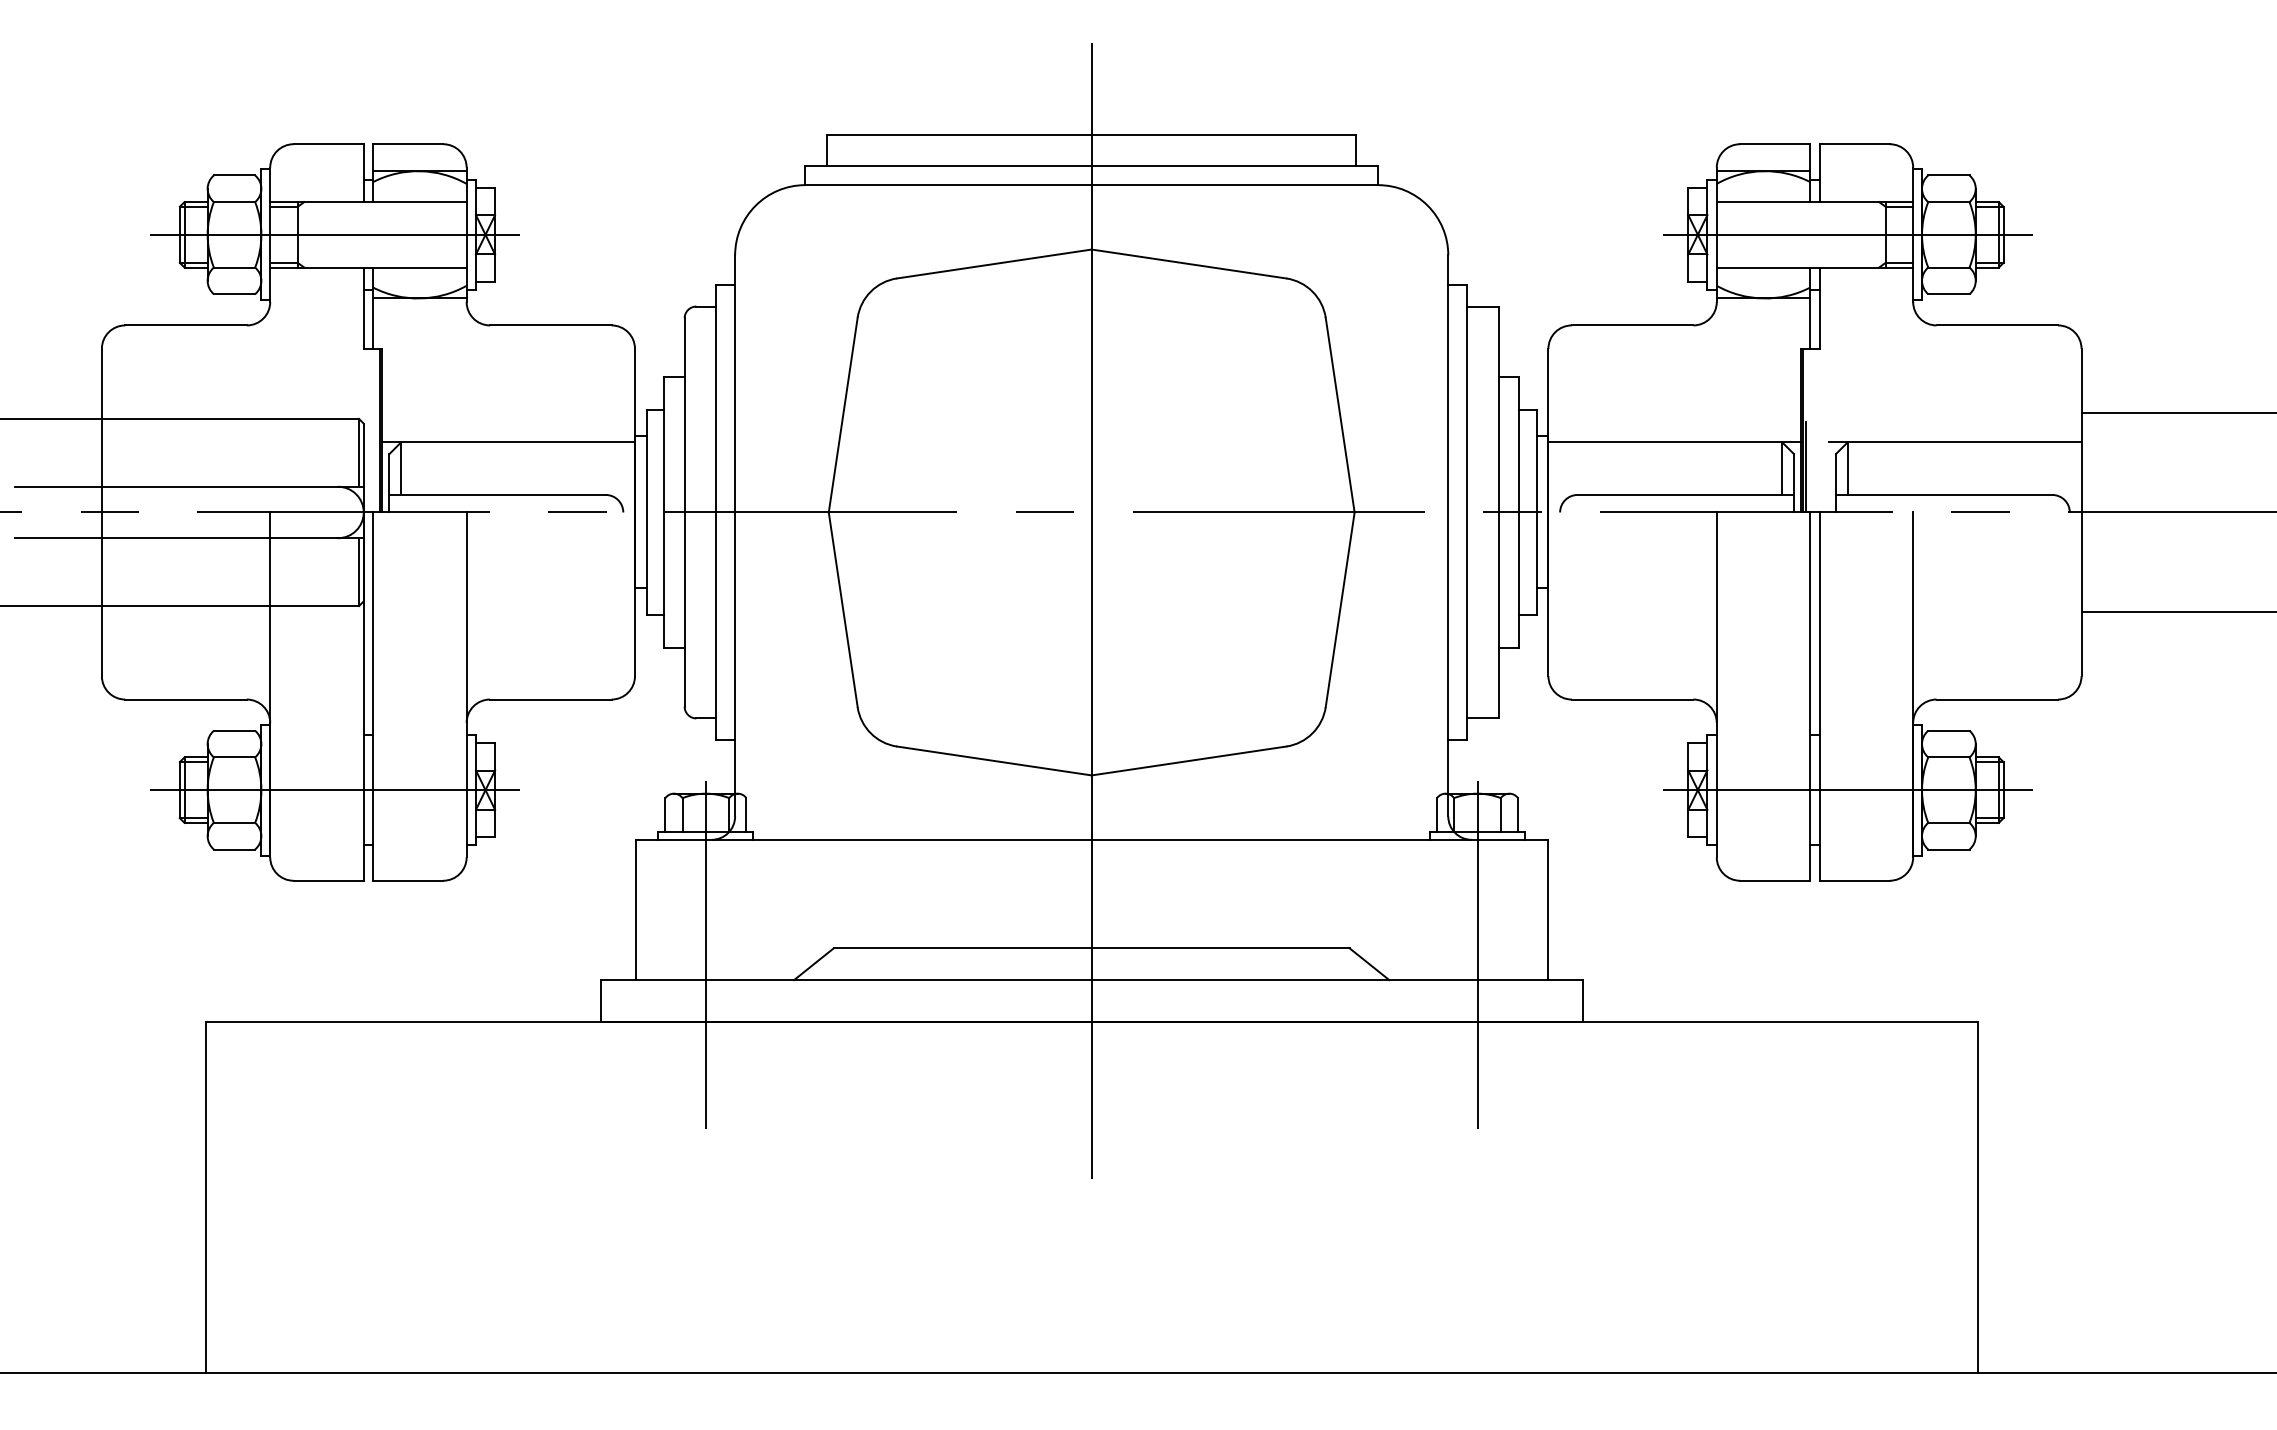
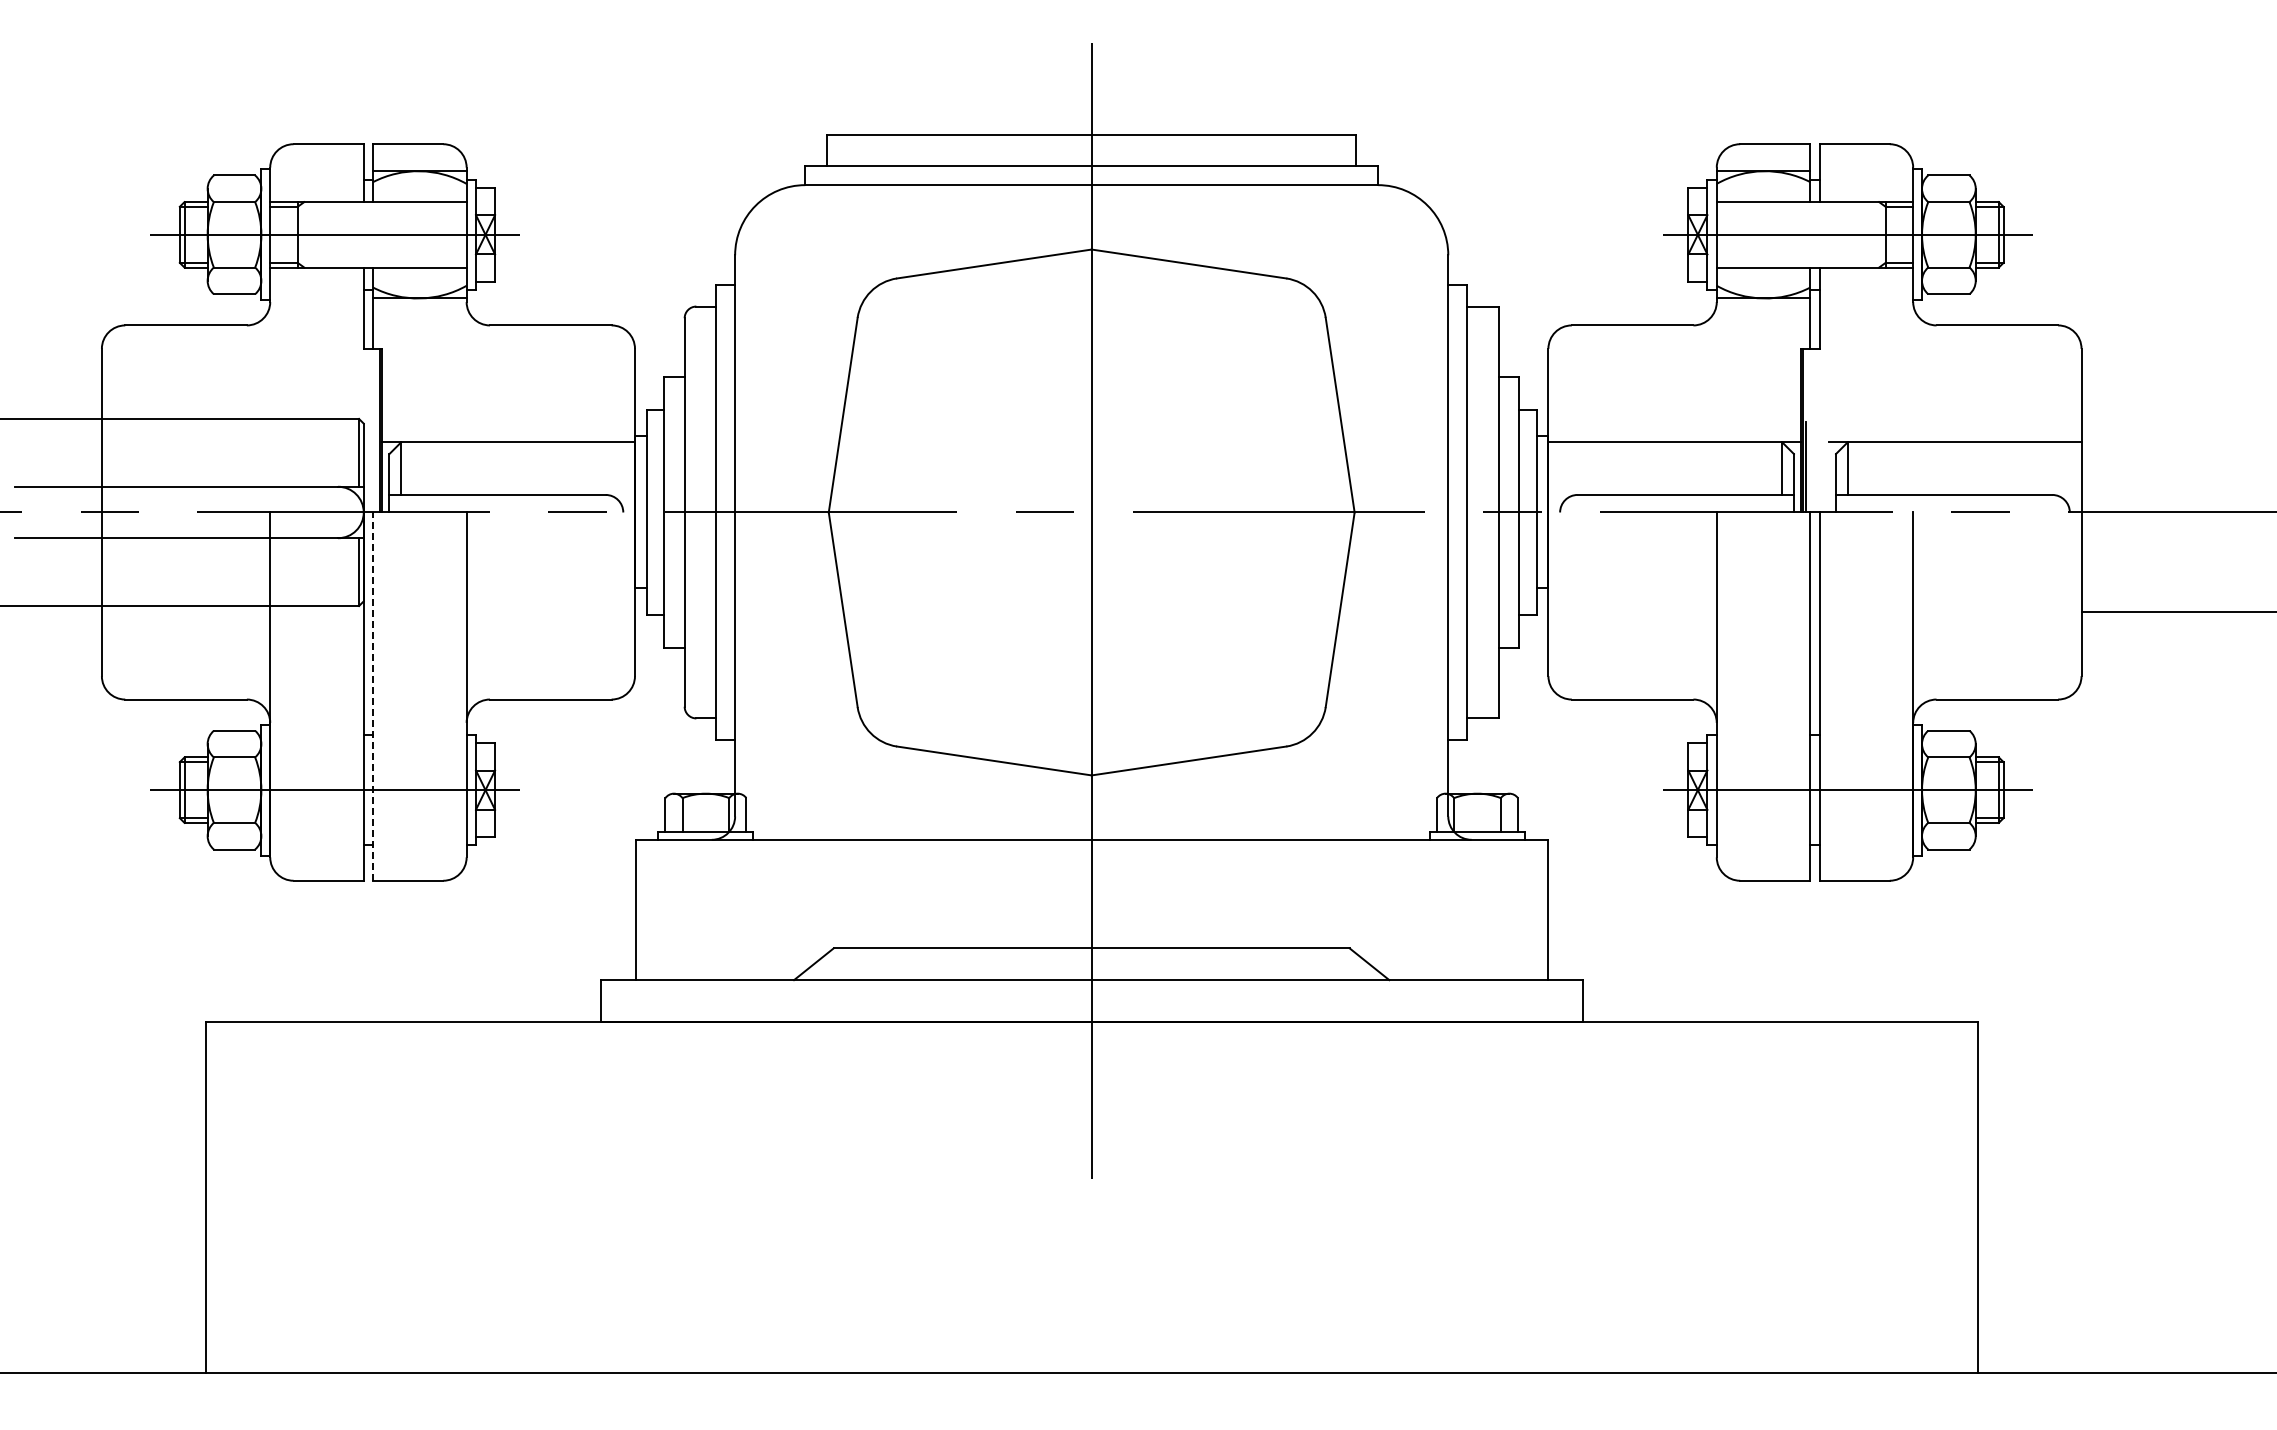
line: present -> none (2177, 413)
line: solid -> dashed (373, 696)
line: present -> none (705, 954)
line: present -> none (1477, 954)
